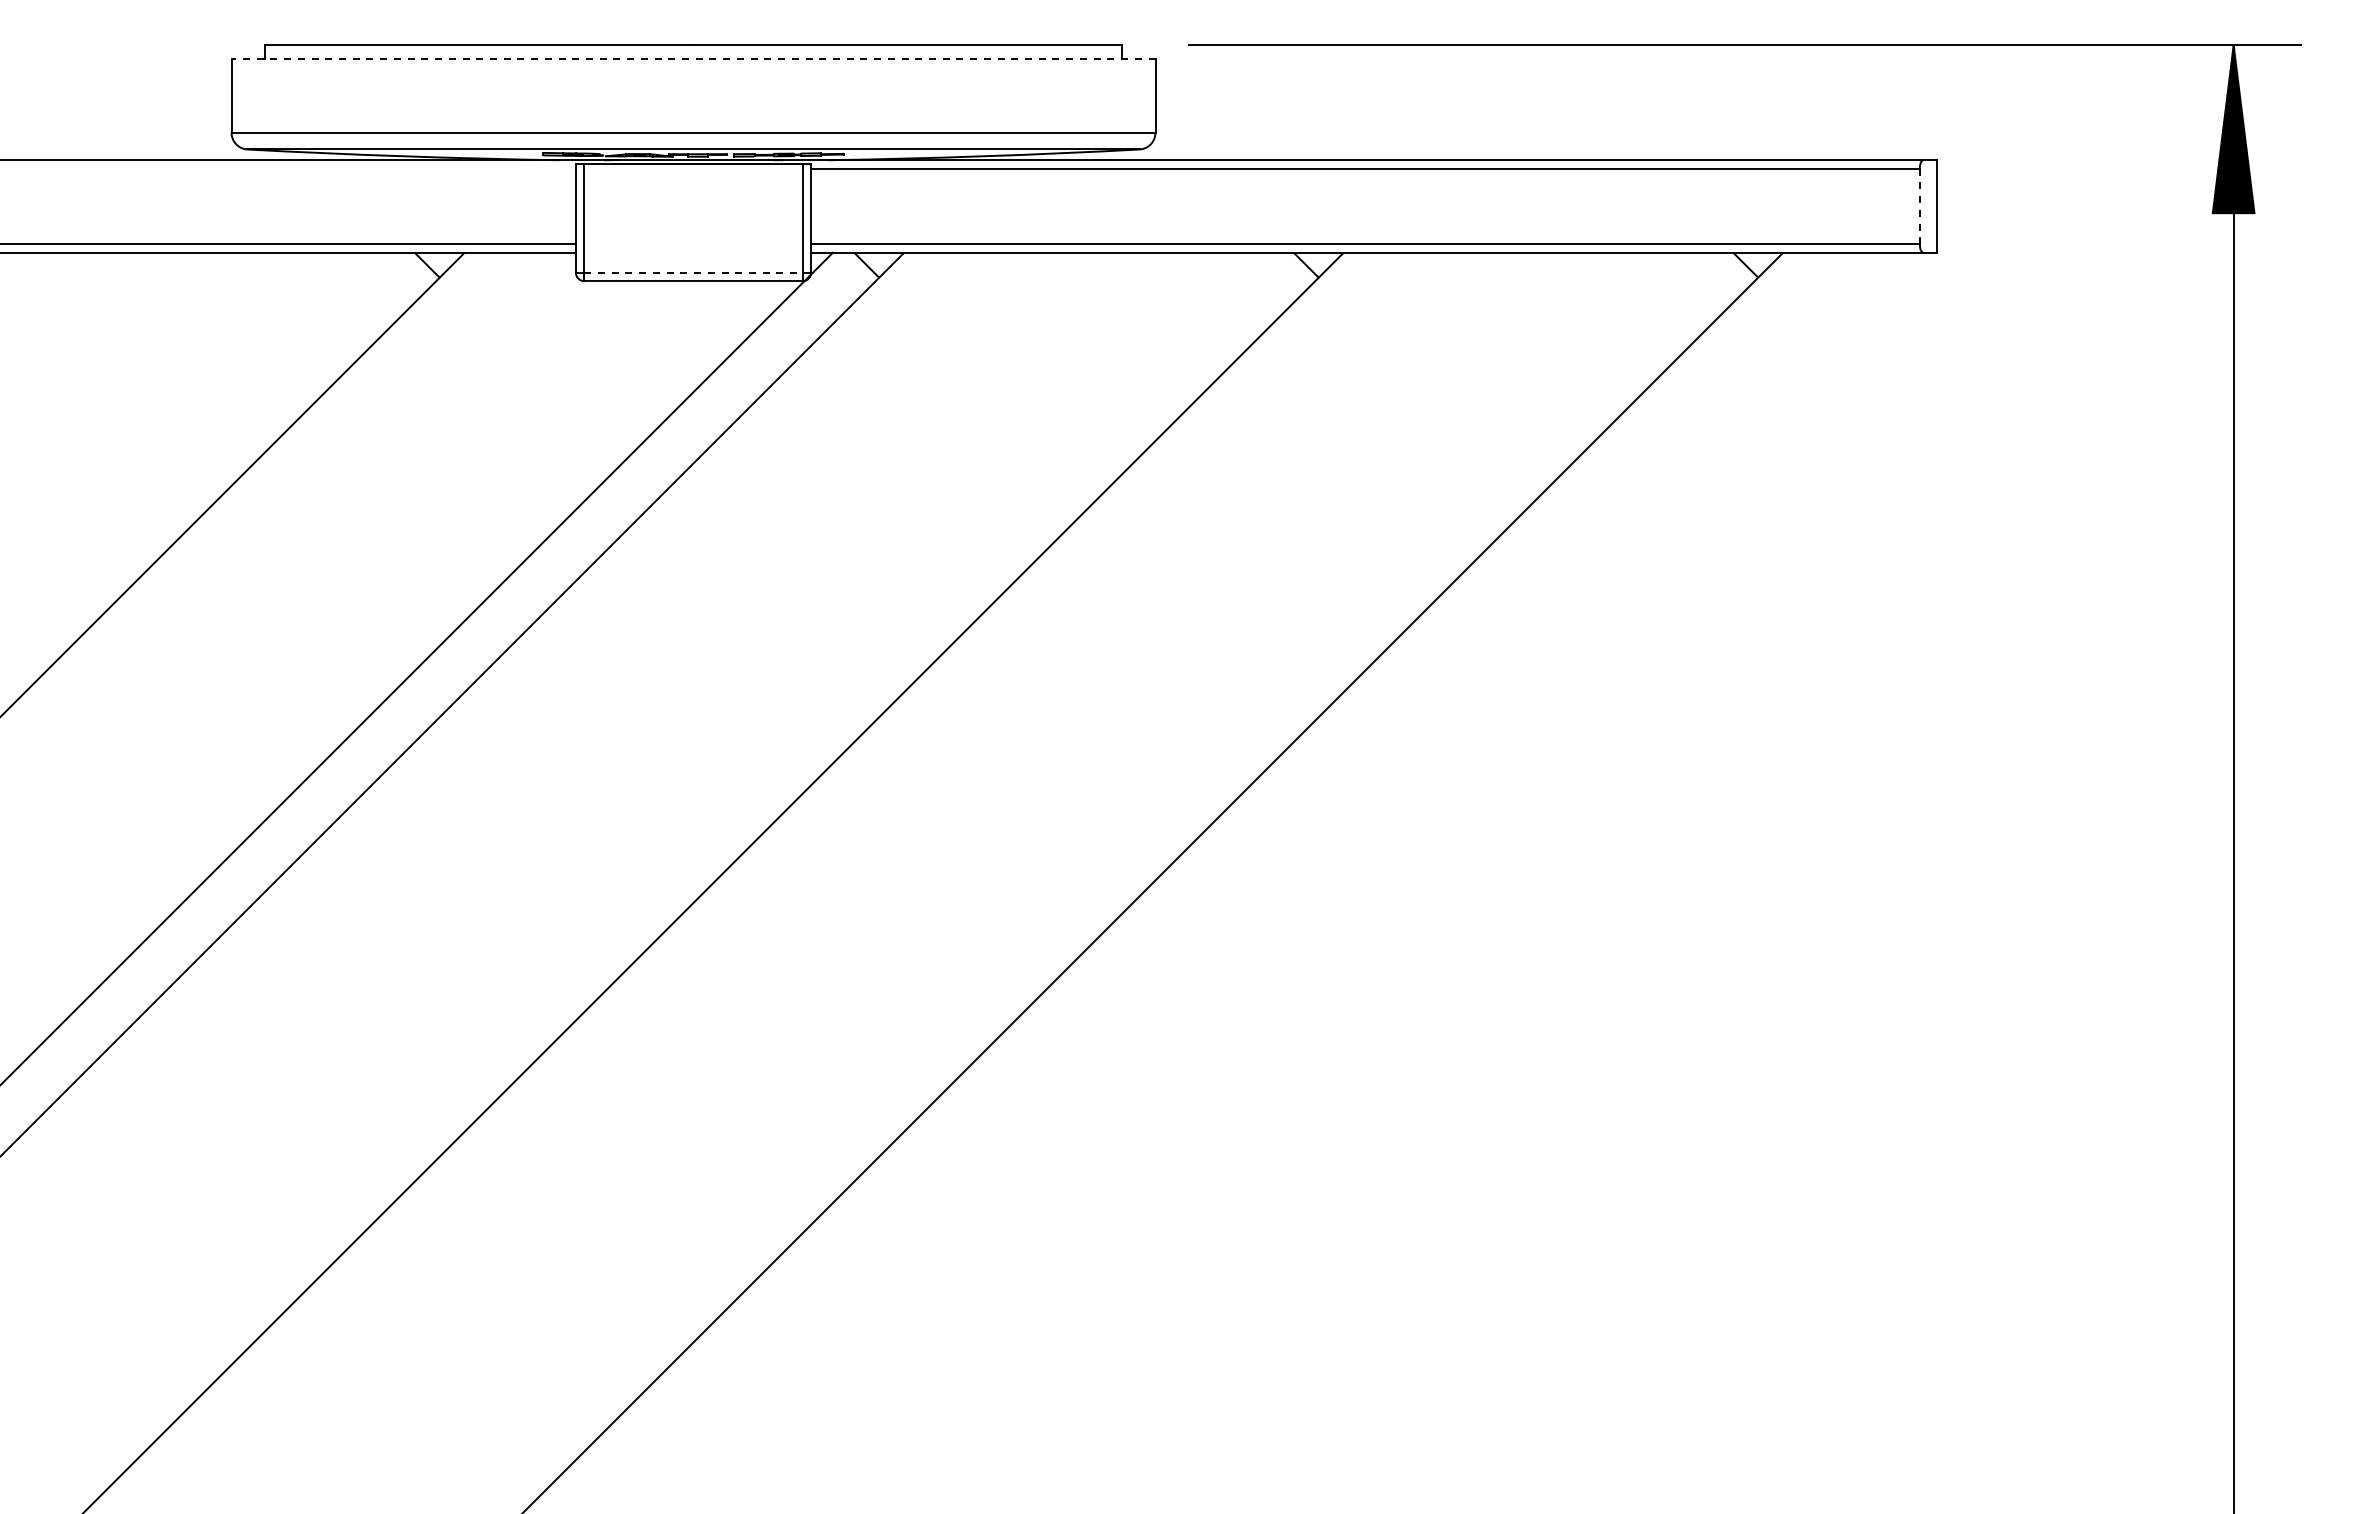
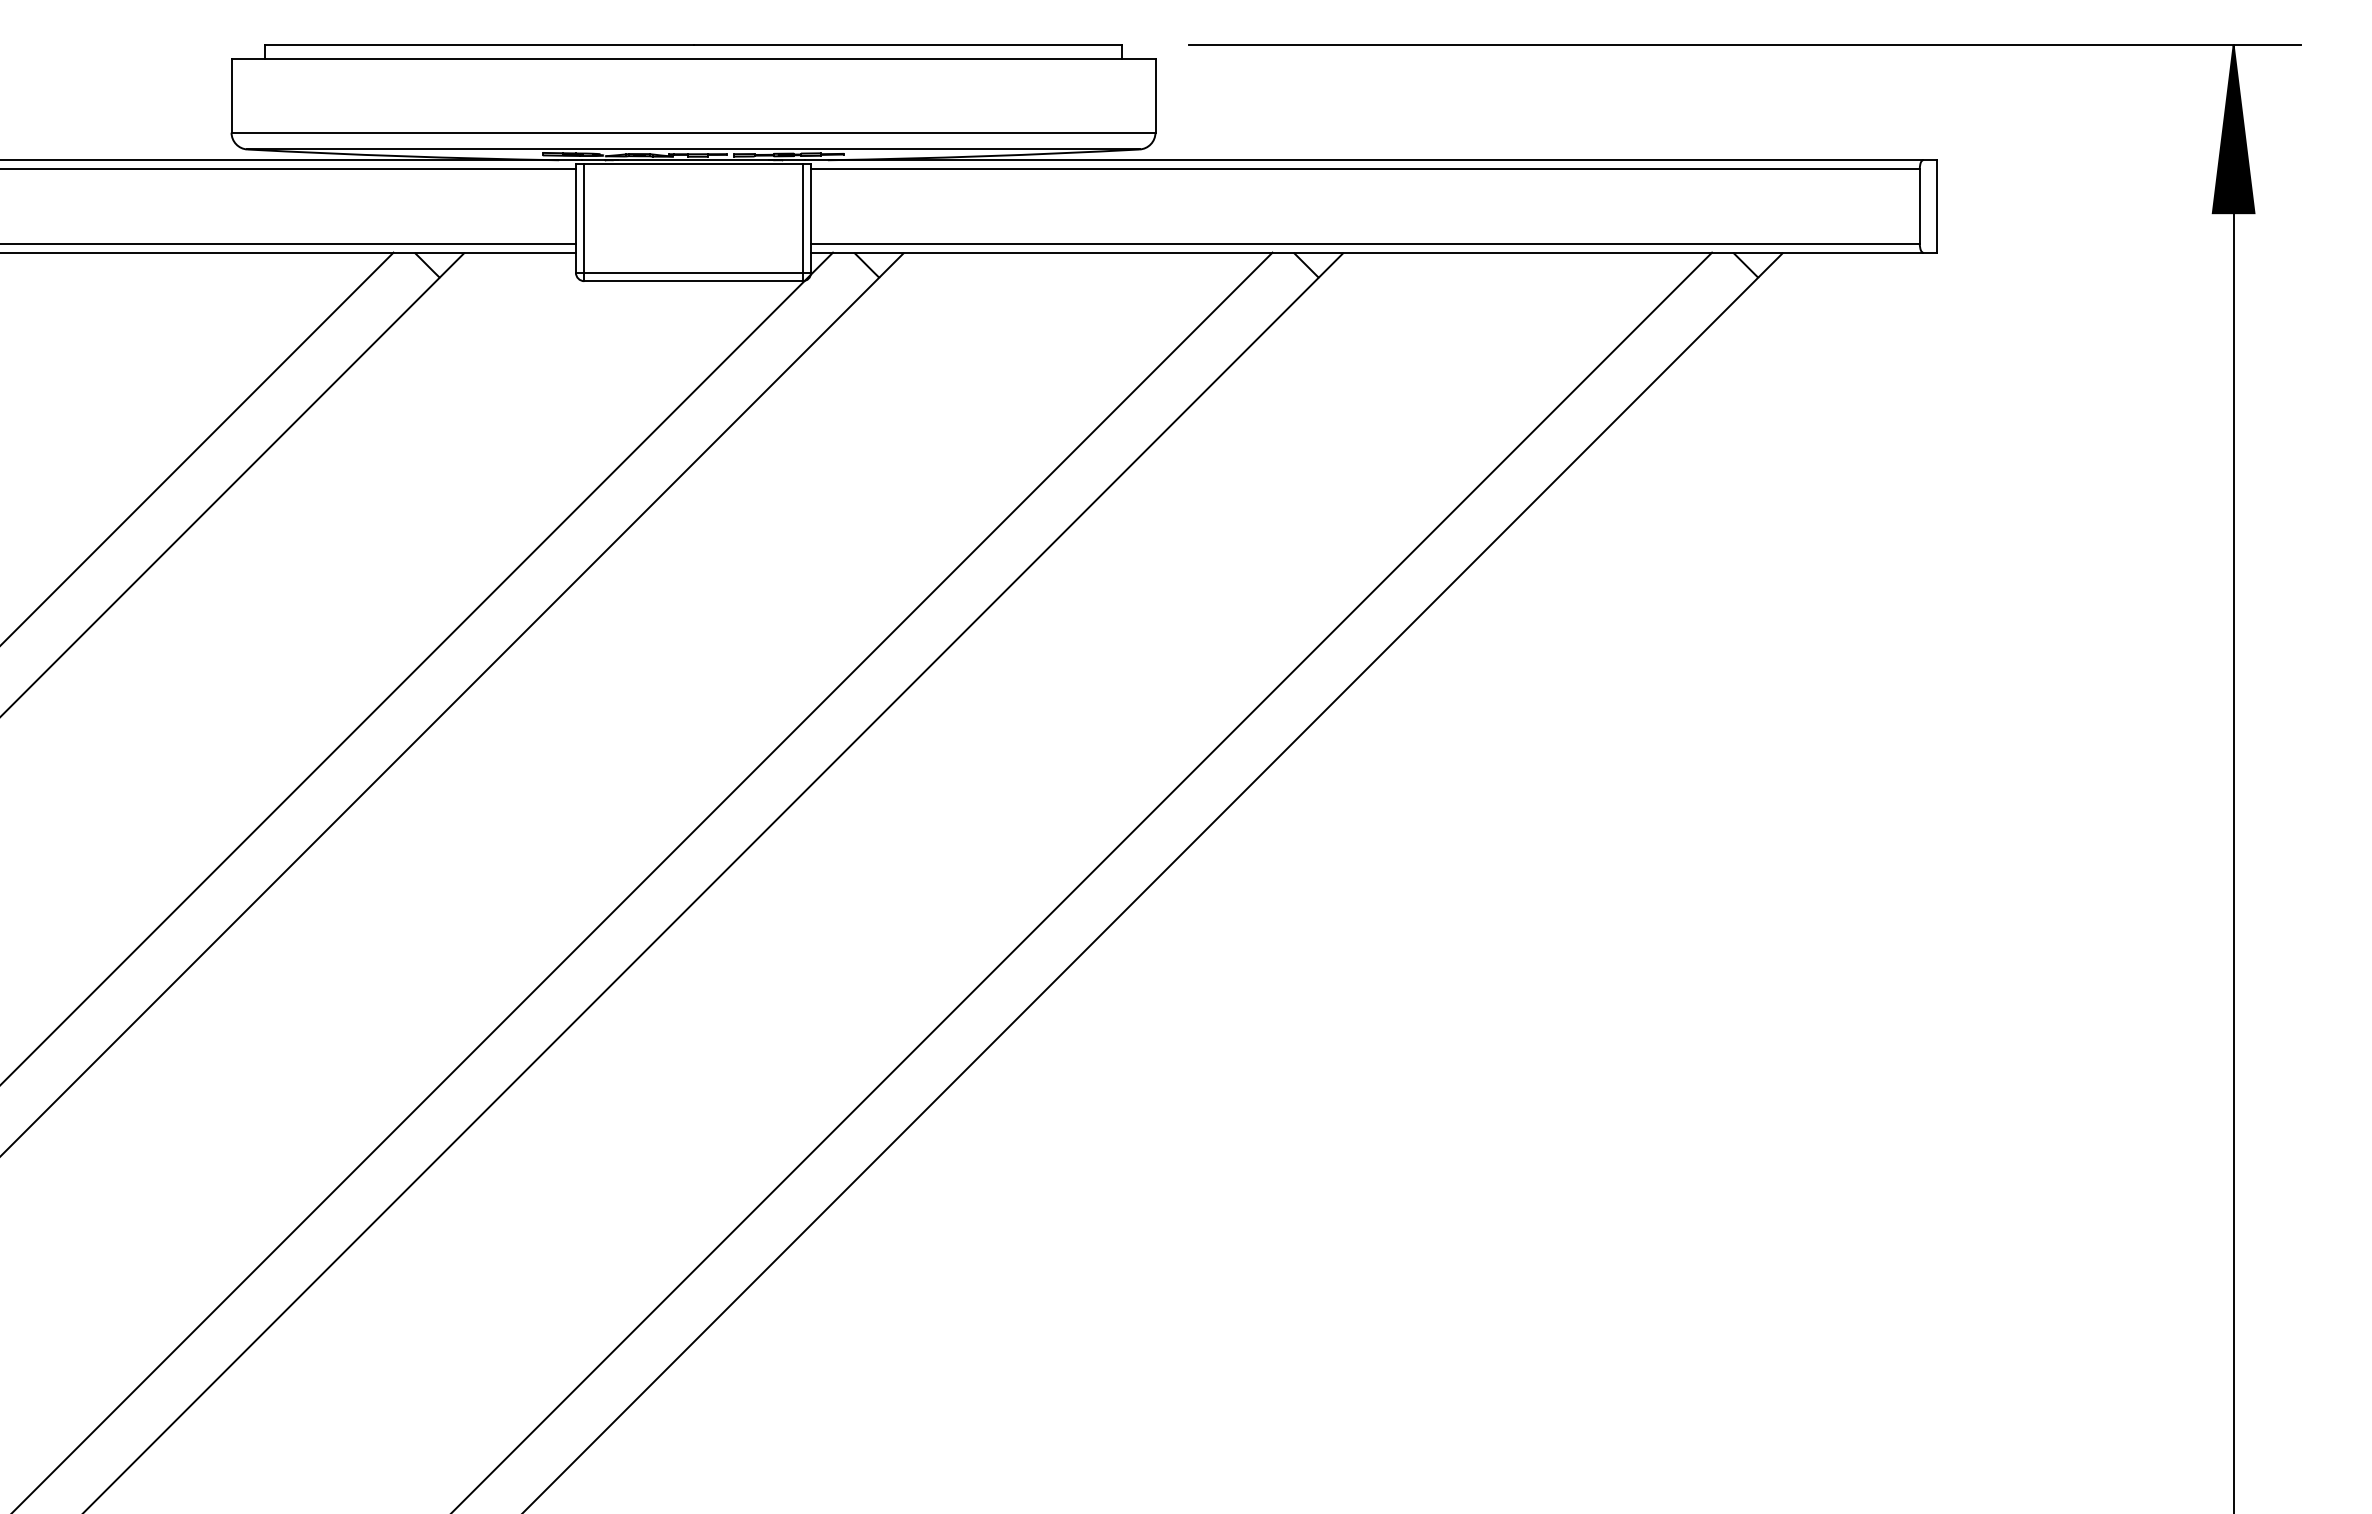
line: dashed -> solid (693, 59)
line: none -> present (288, 168)
line: dashed -> solid (1919, 206)
line: dashed -> solid (694, 272)
line: none -> present (197, 447)
line: none -> present (643, 881)
line: none -> present (1083, 881)
